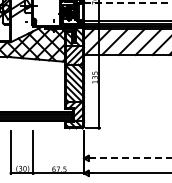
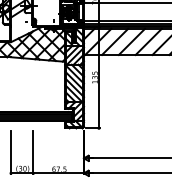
line: dashed -> solid (127, 2)
line: dashed -> solid (131, 158)
